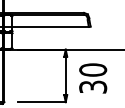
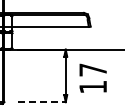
text: 30 -> 17 (93, 78)
line: solid -> dashed (42, 102)
